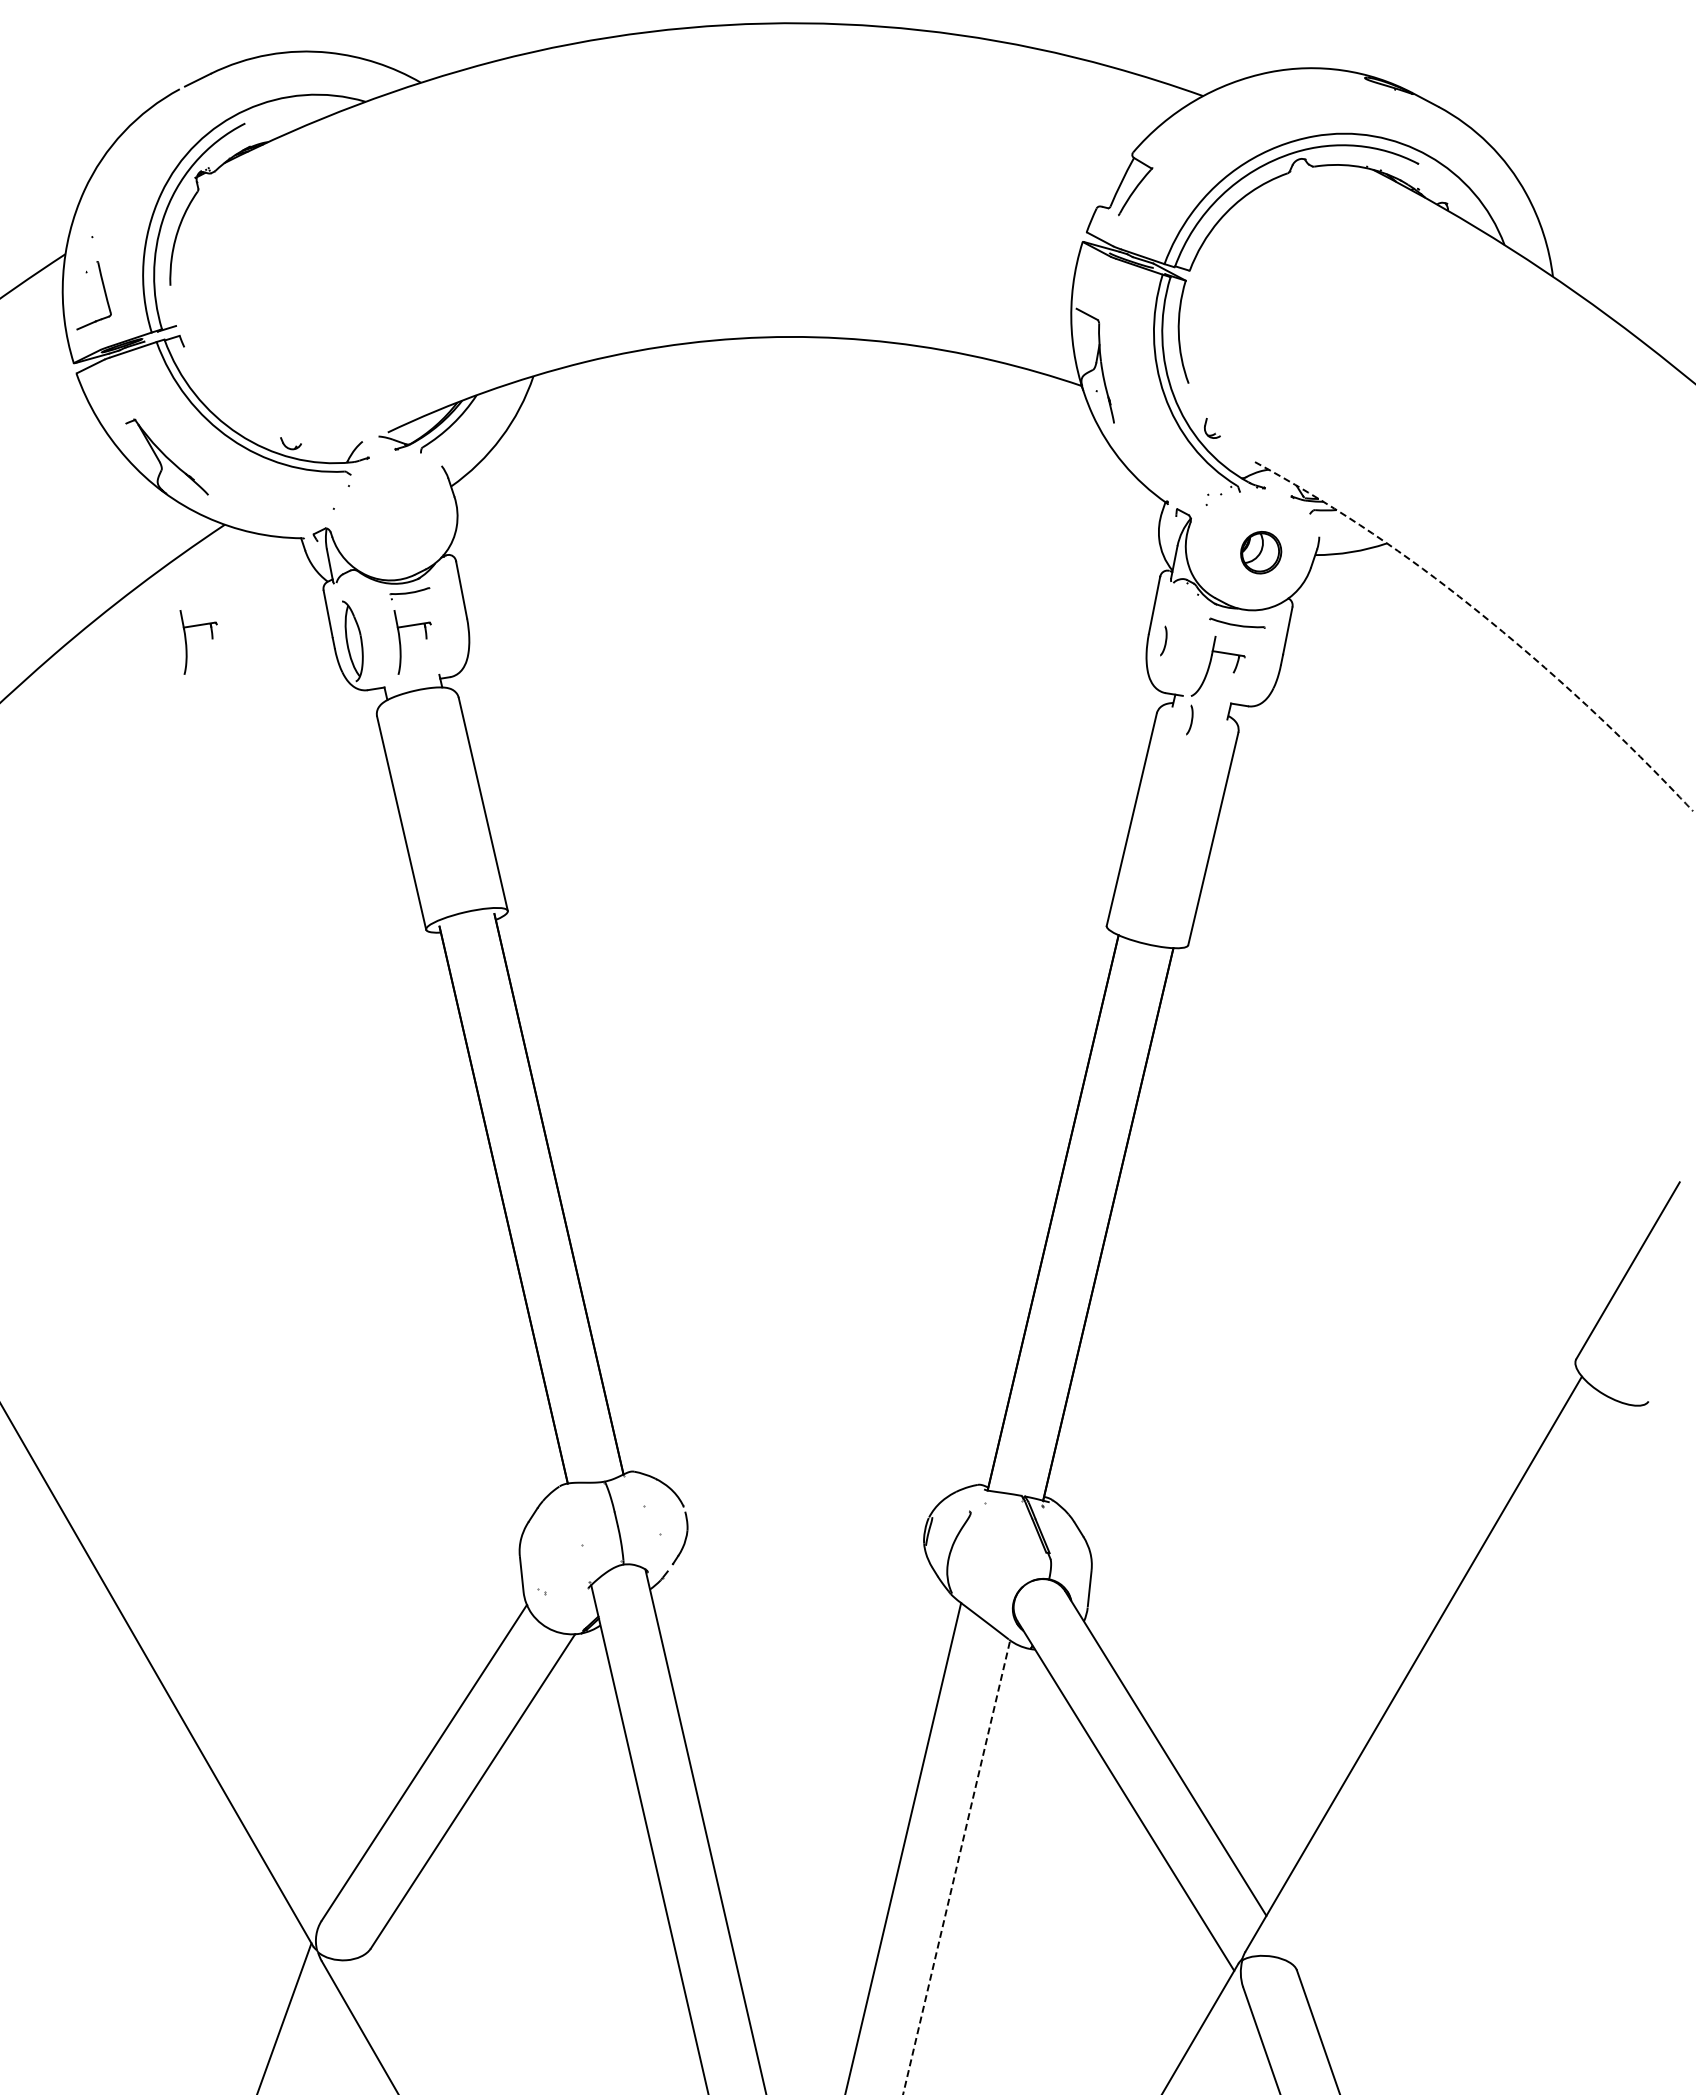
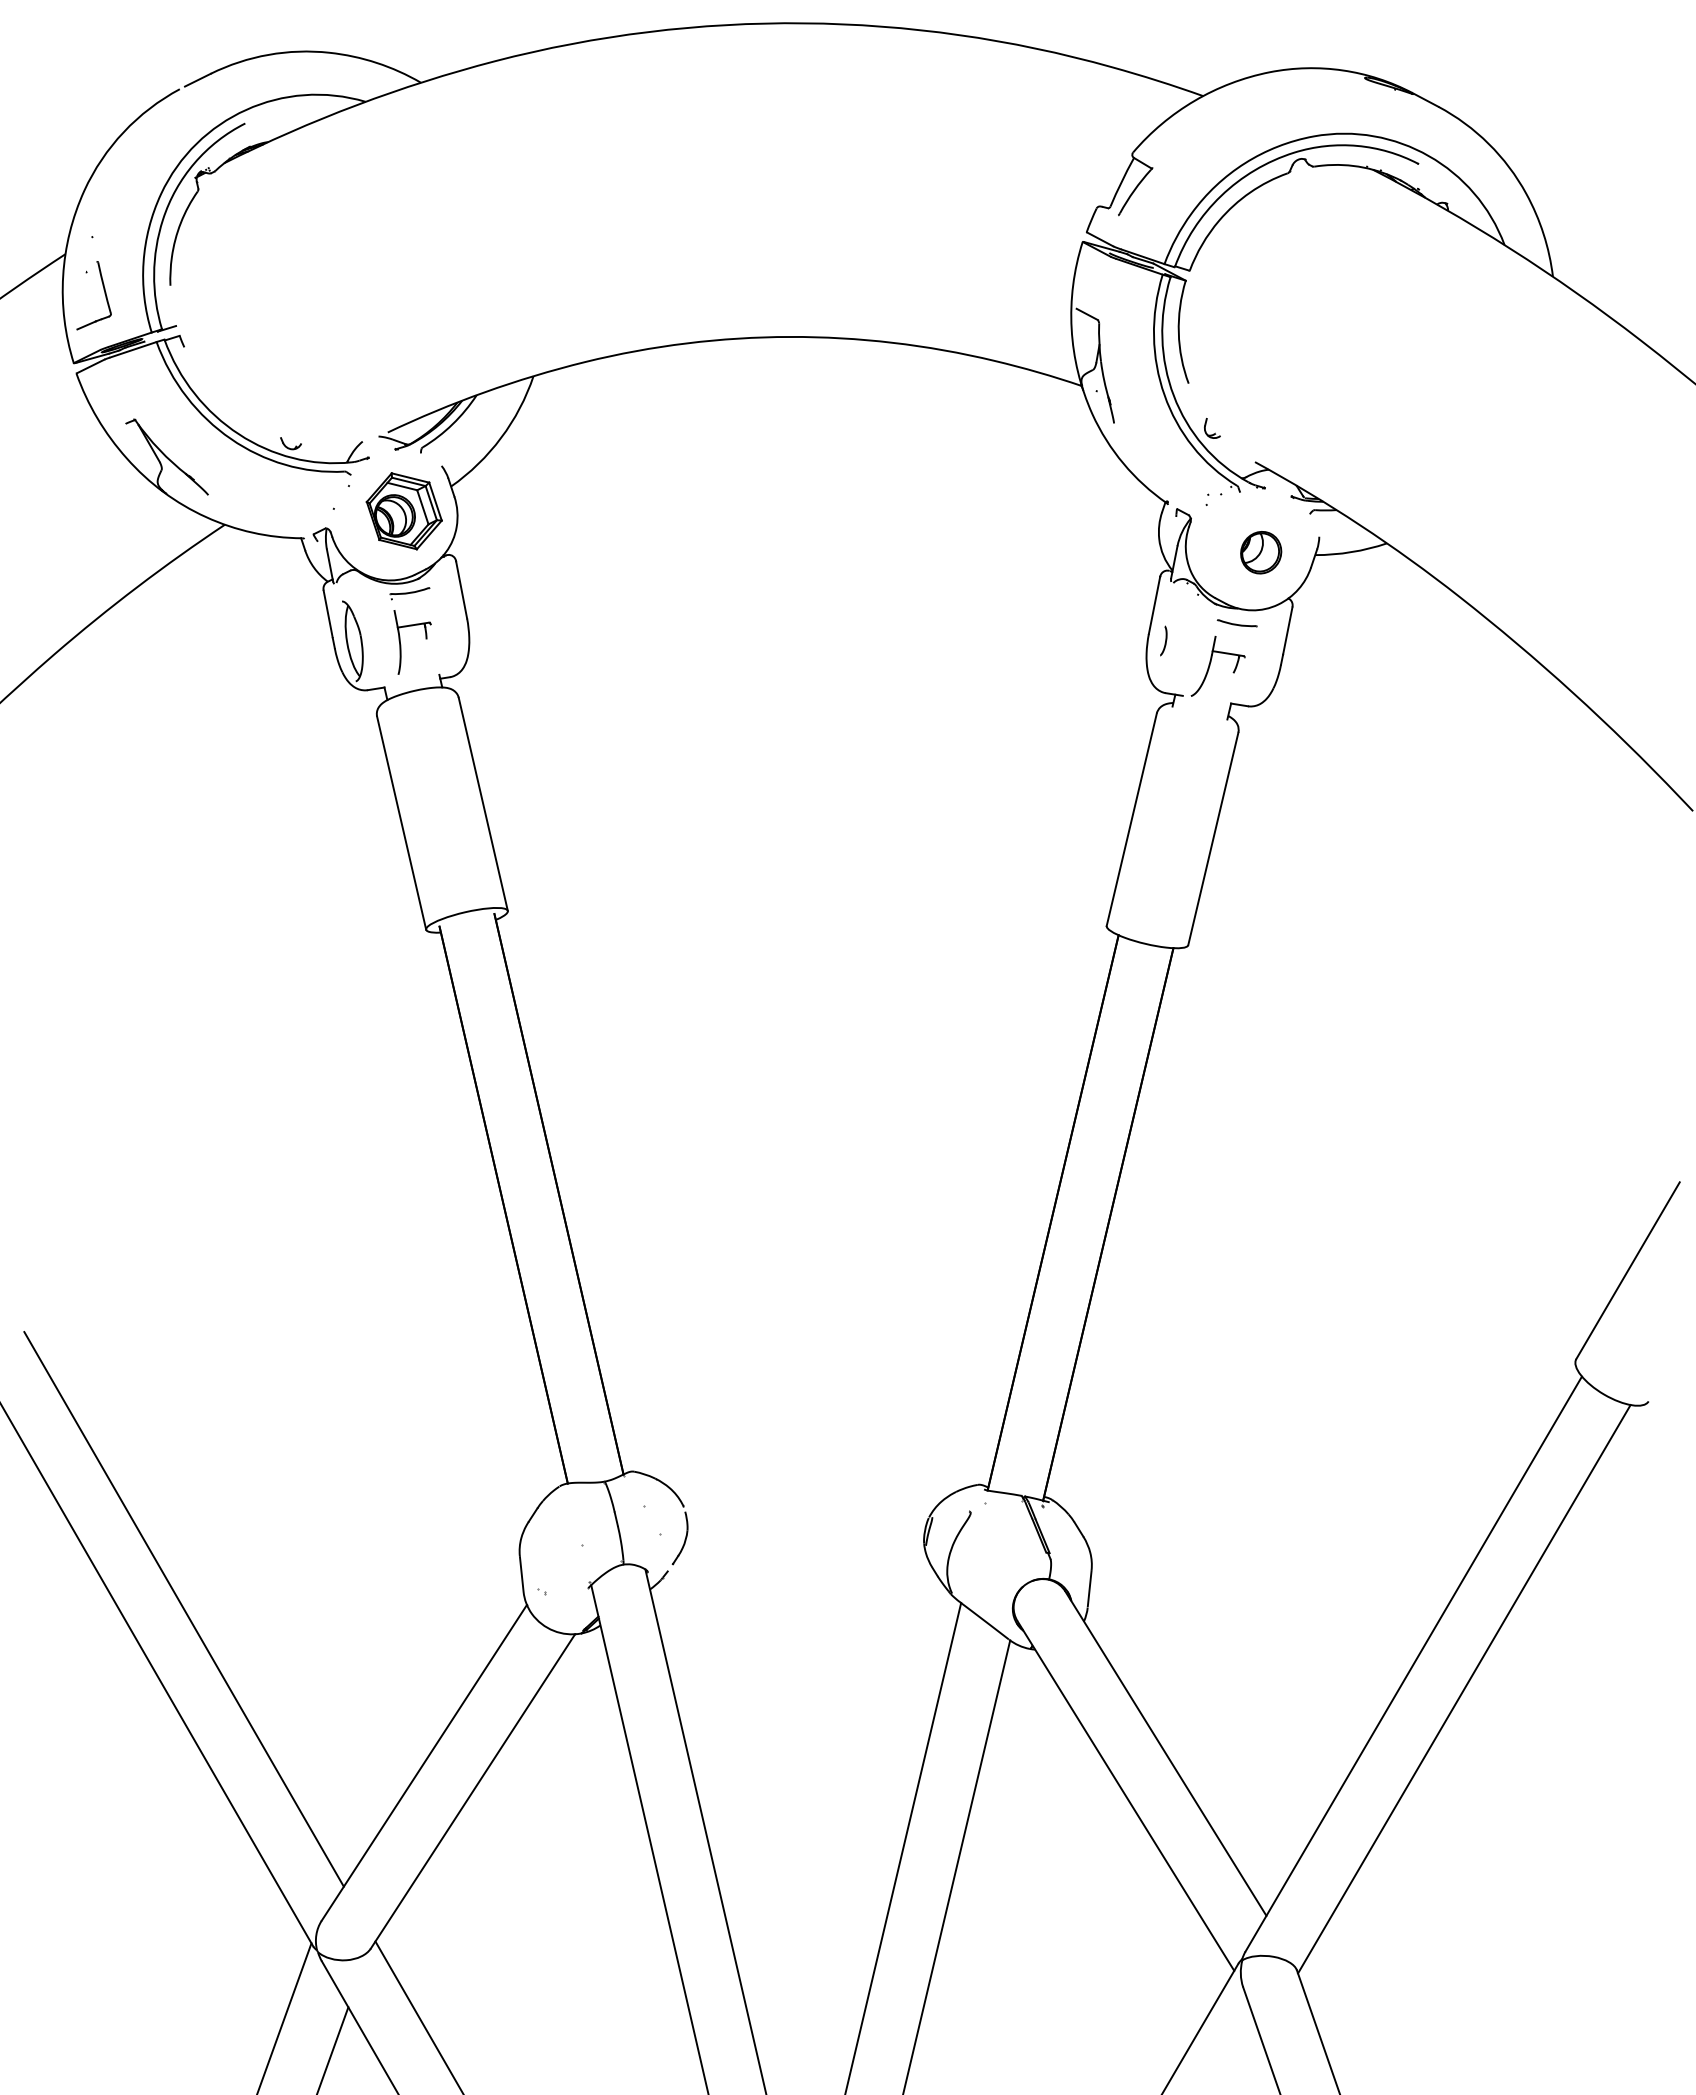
part: none -> present (403, 511)
line: dashed -> solid (1489, 620)
part size: 57x12 px -> 42x9 px (1236, 623)
part: present -> none (187, 644)
curve: present -> none (1191, 719)
line: none -> present (183, 1609)
line: none -> present (1464, 1689)
line: dashed -> solid (956, 1867)
line: none -> present (418, 2016)
line: none -> present (333, 2049)
